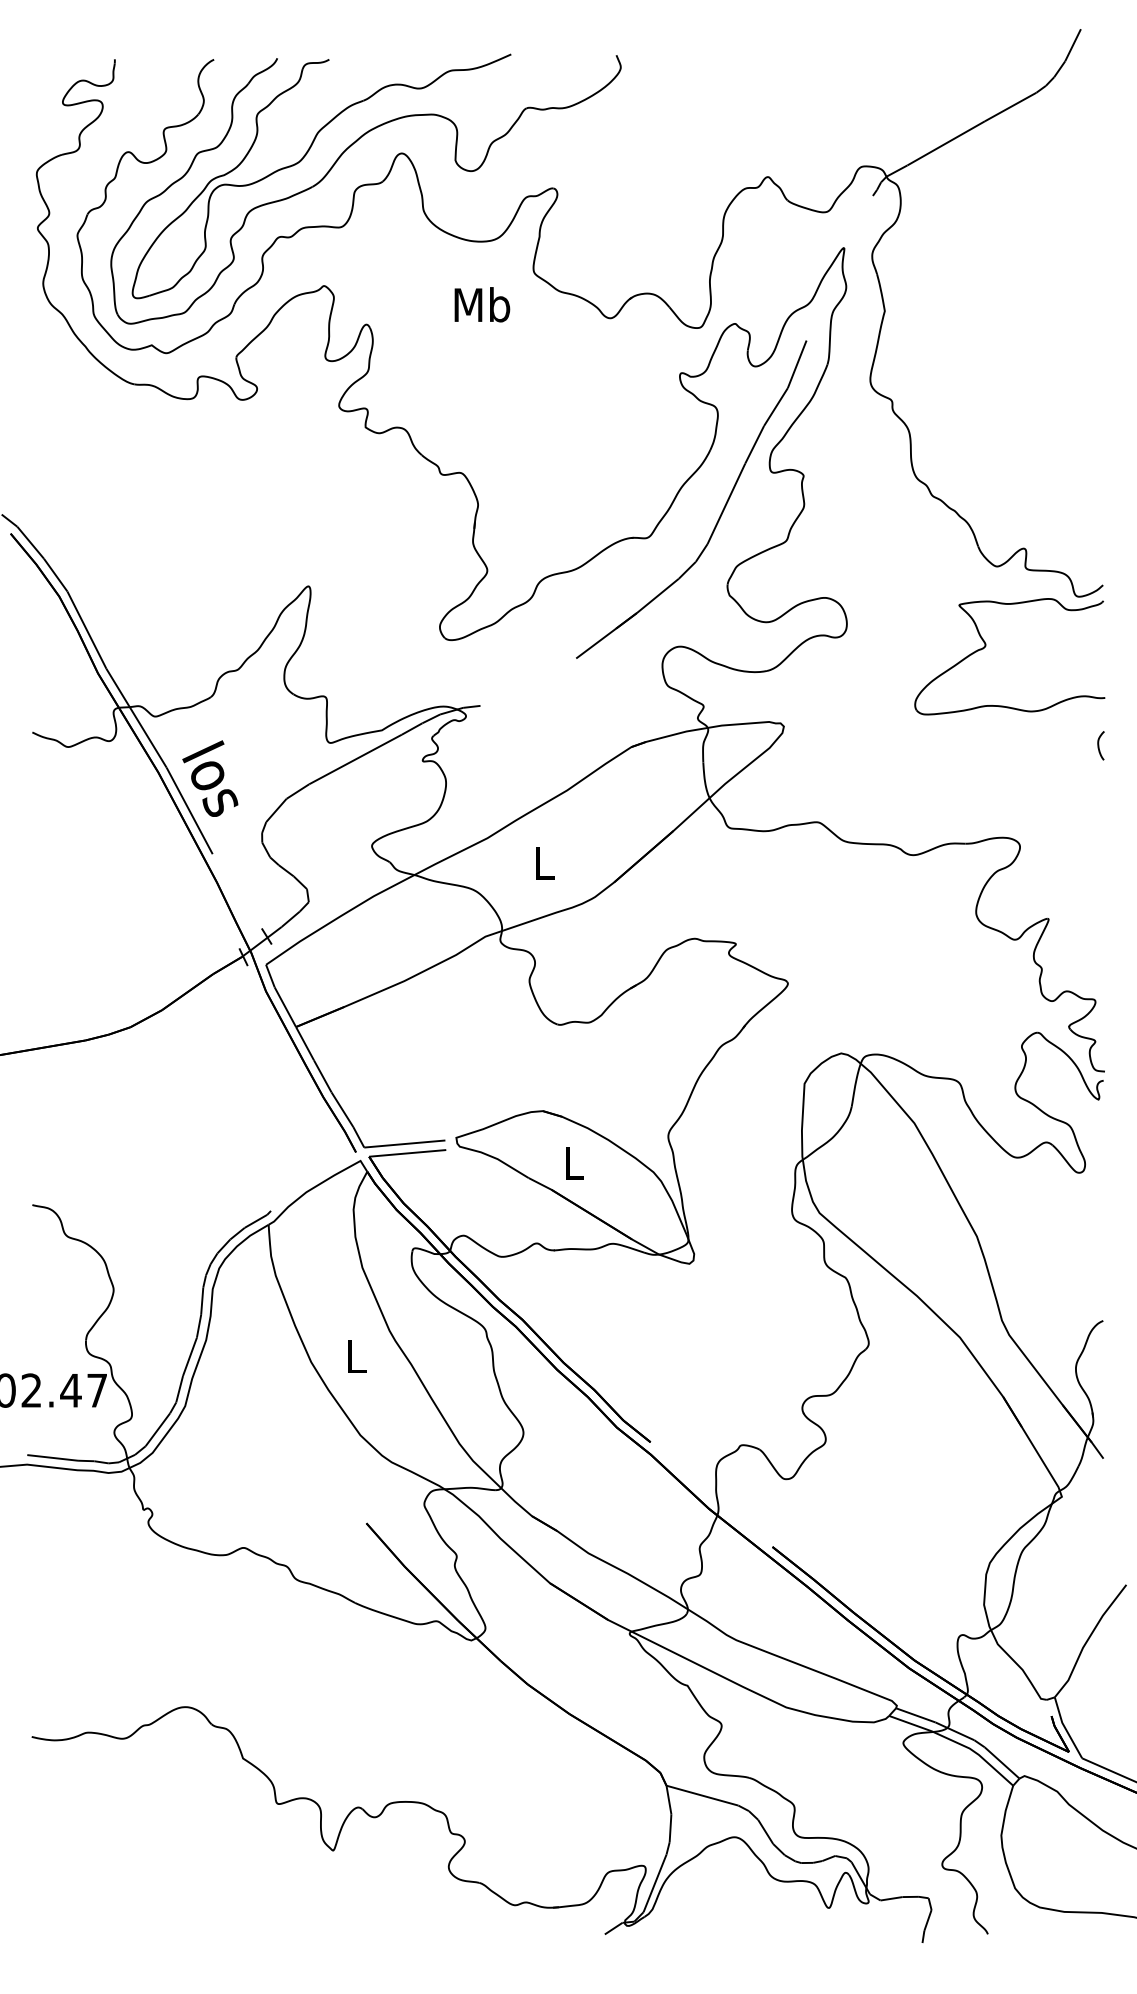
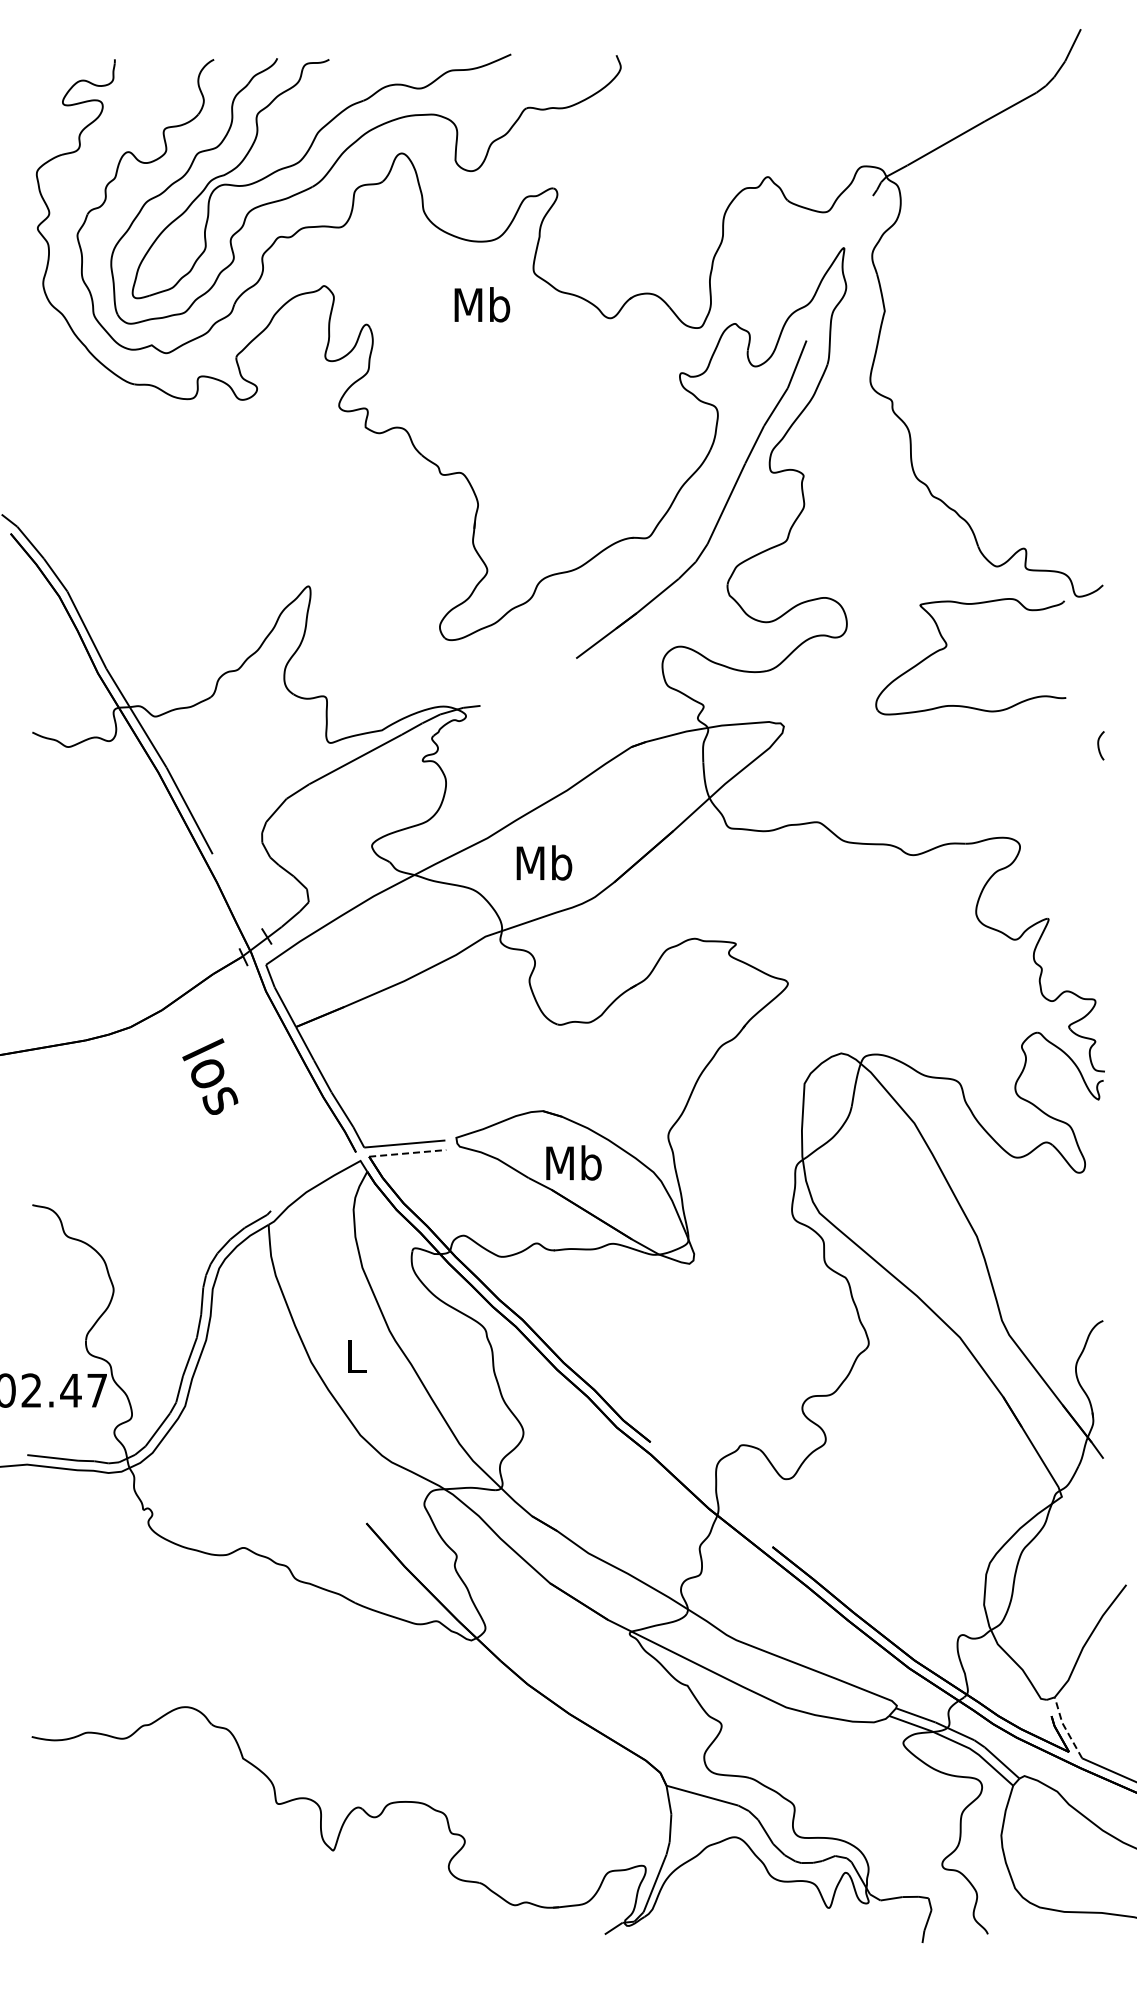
part position: (986, 646) -> (947, 646) (947, 646)
text position: (210, 778) -> (210, 1076) (210, 1076)
text: L -> Mb (544, 862)
line: solid -> dashed (407, 1153)
text: L -> Mb (573, 1162)
line: solid -> dashed (1065, 1728)
